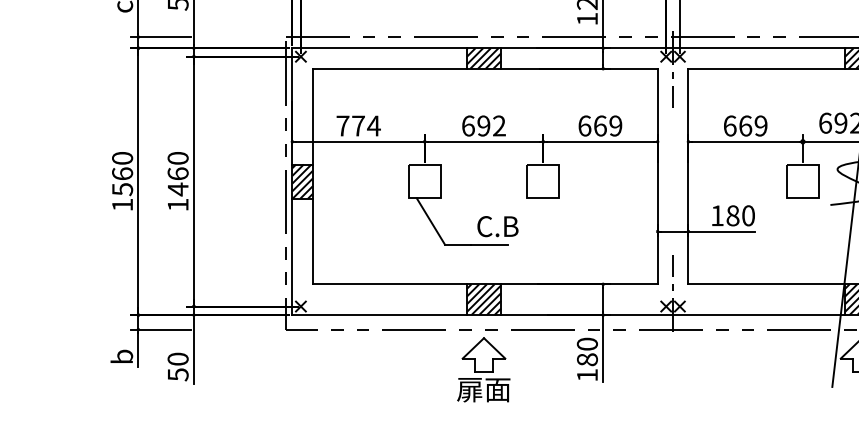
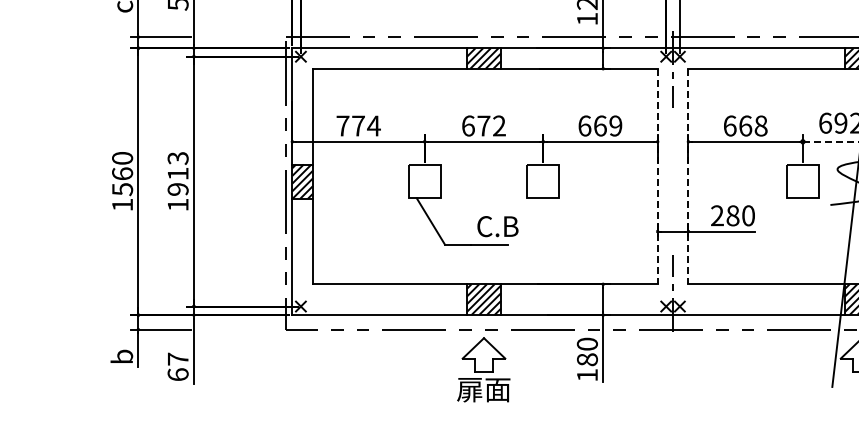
text: 692 -> 672 (483, 125)
text: 669 -> 668 (760, 125)
line: solid -> dashed (830, 141)
text: 1460 -> 1913 (177, 174)
line: solid -> dashed (657, 176)
line: solid -> dashed (688, 176)
text: 180 -> 280 (717, 215)
text: 50 -> 67 (177, 366)
